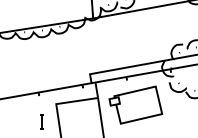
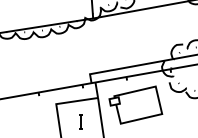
line position: (41, 121) -> (80, 121) (80, 121)
